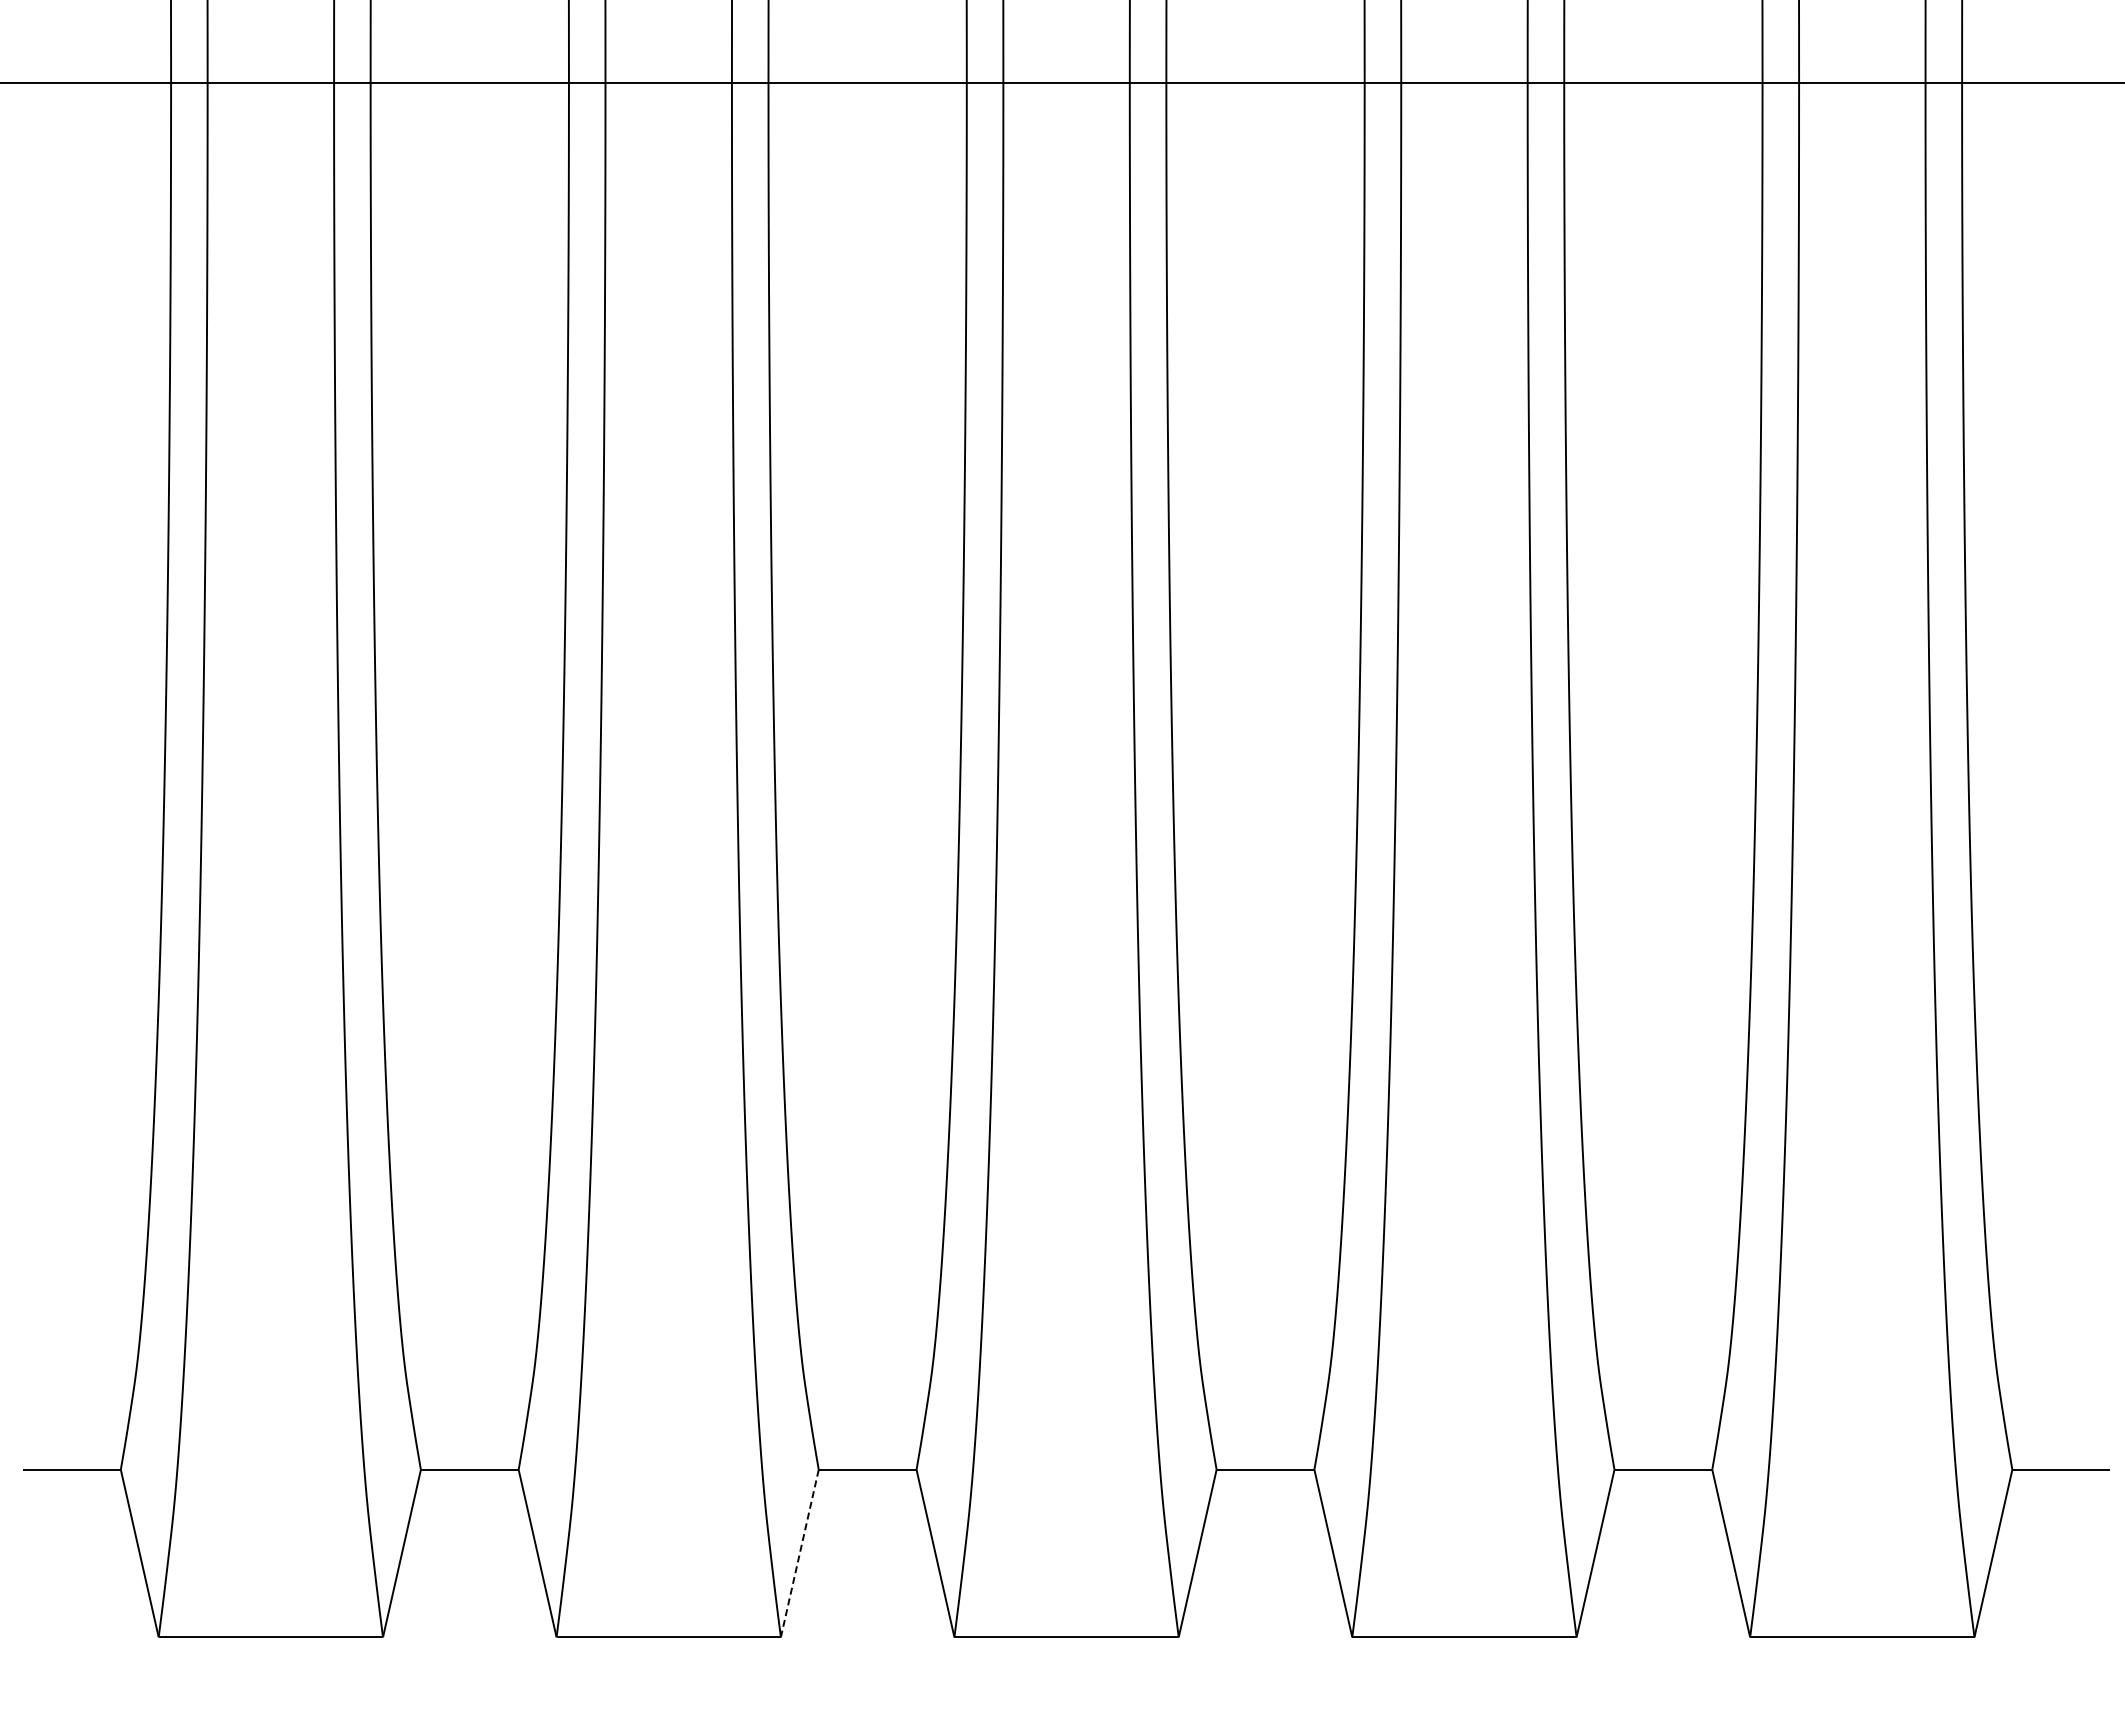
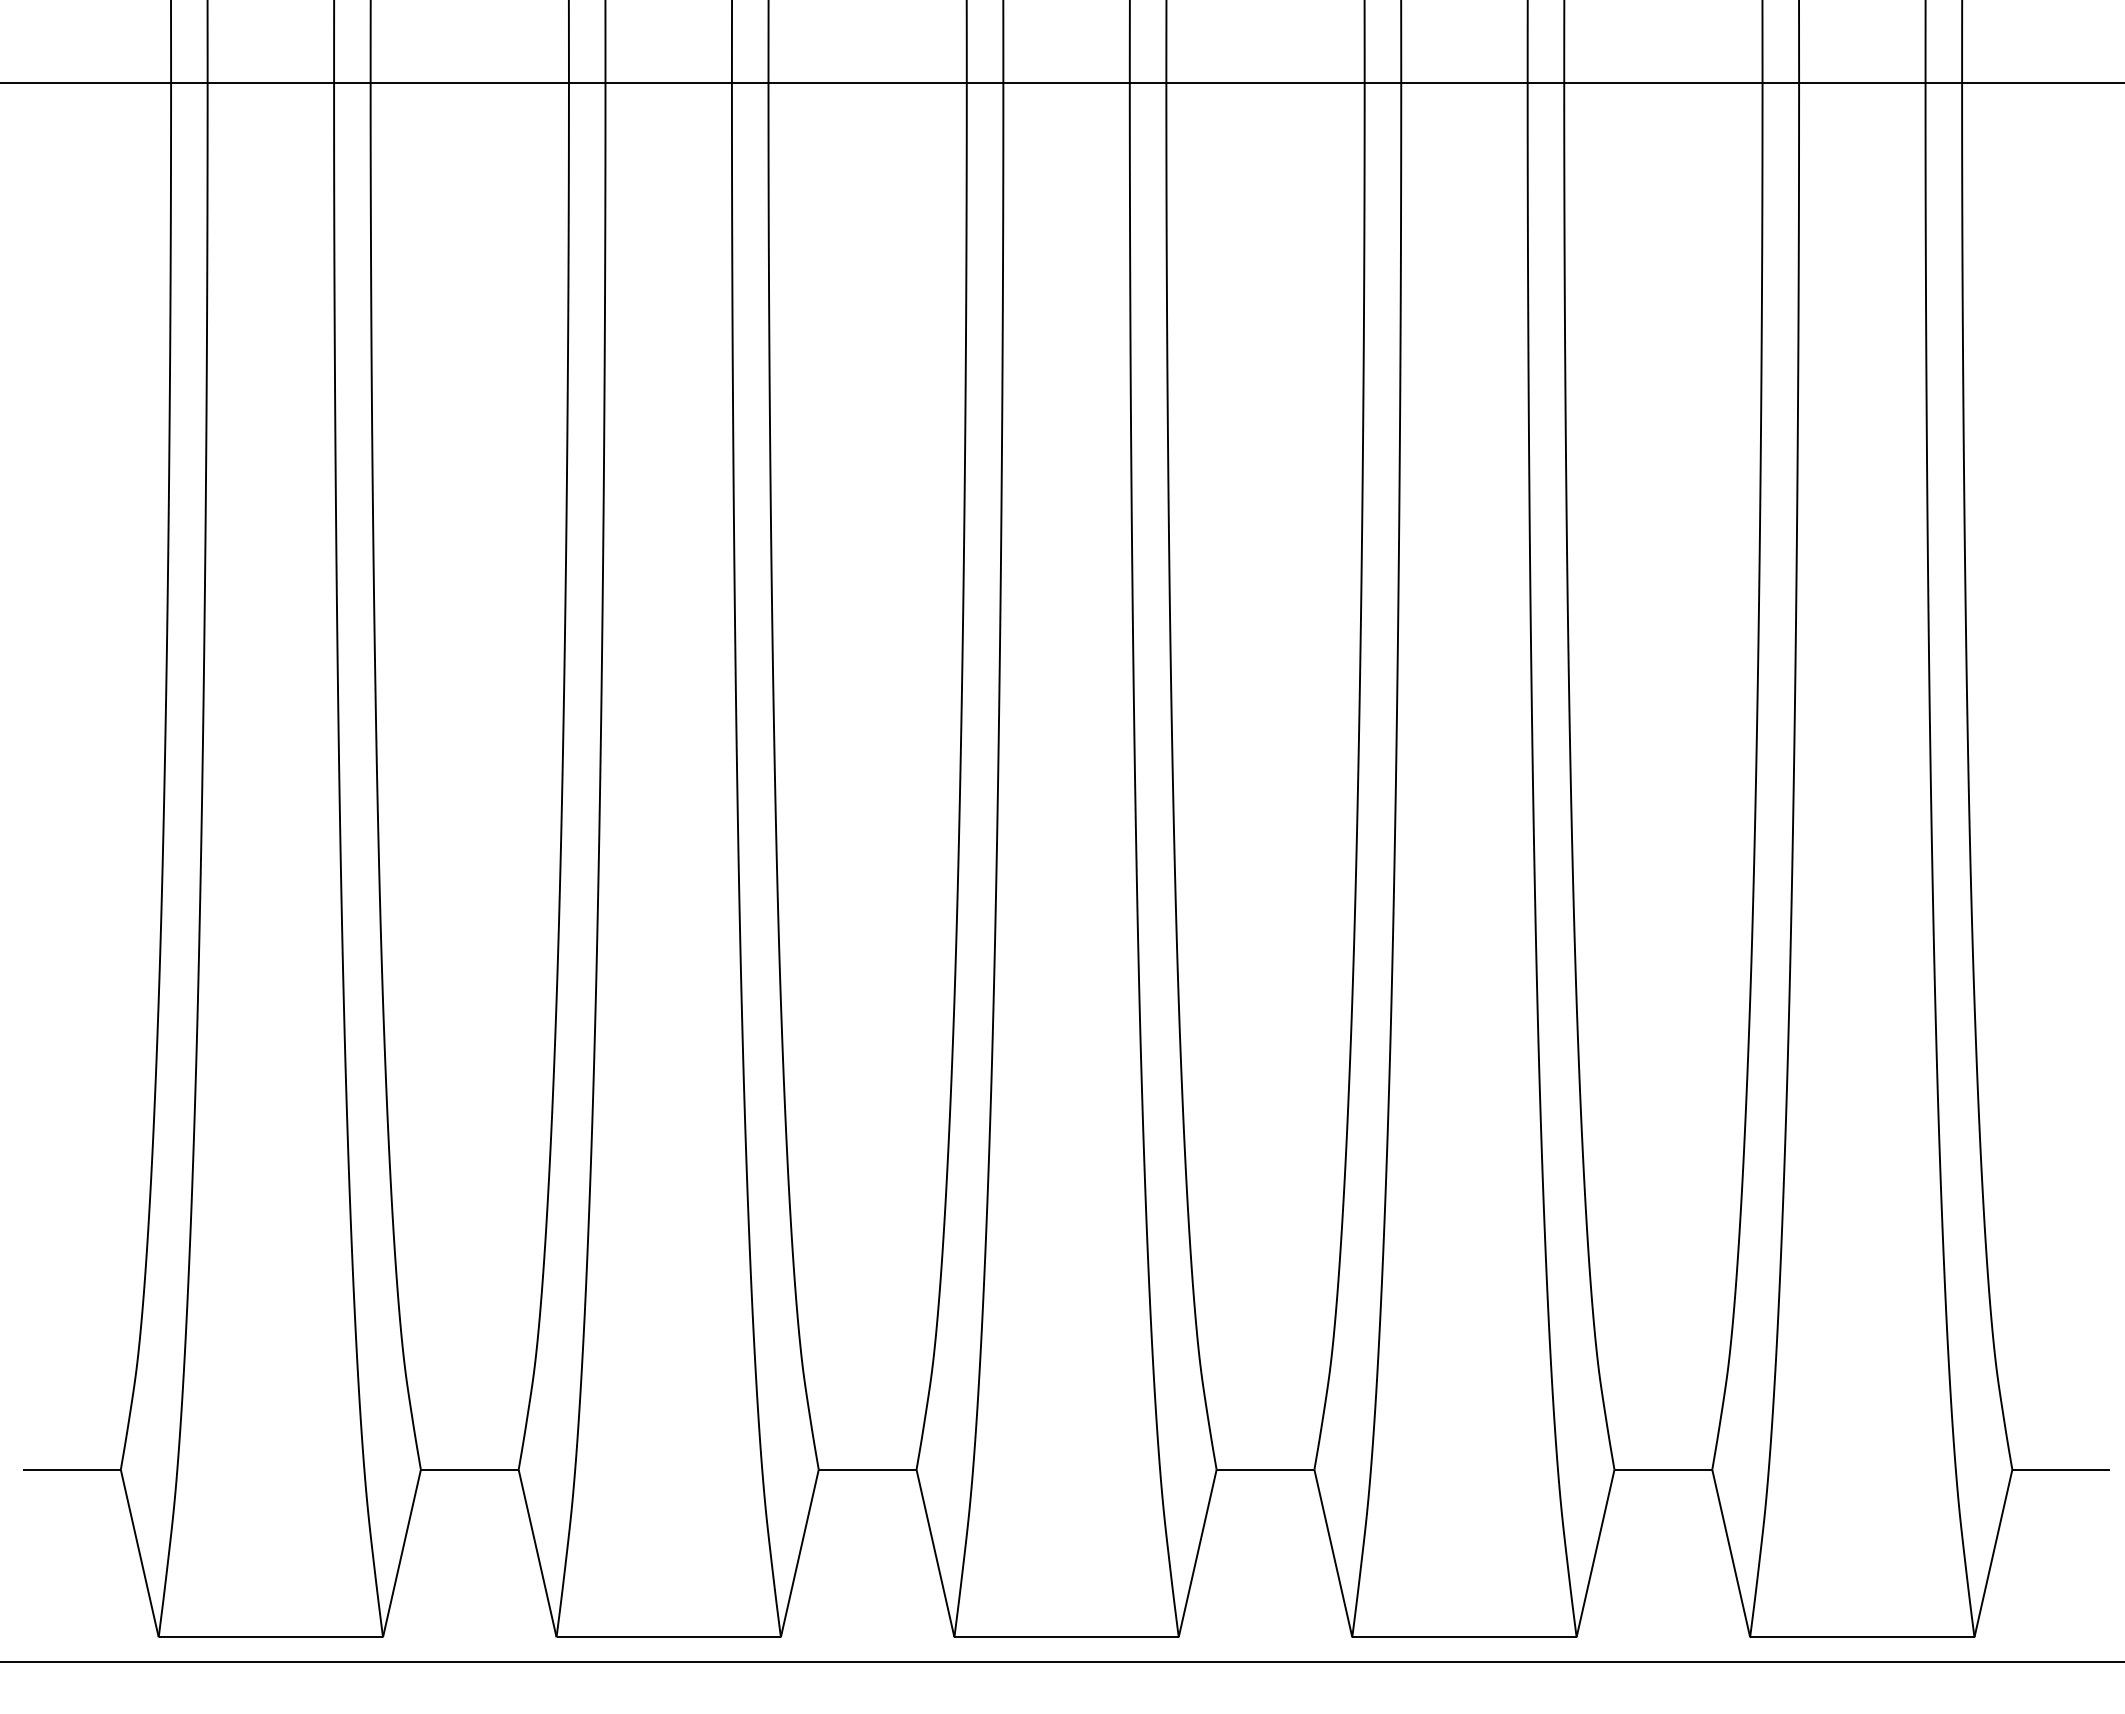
line: dashed -> solid (800, 1552)
line: none -> present (1061, 1662)
